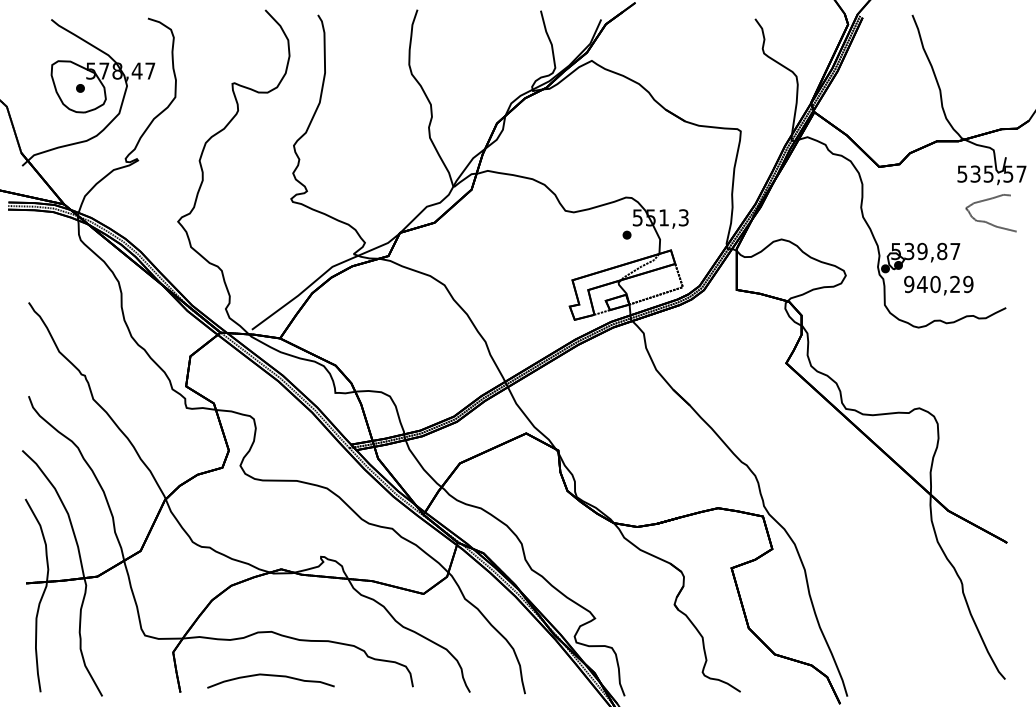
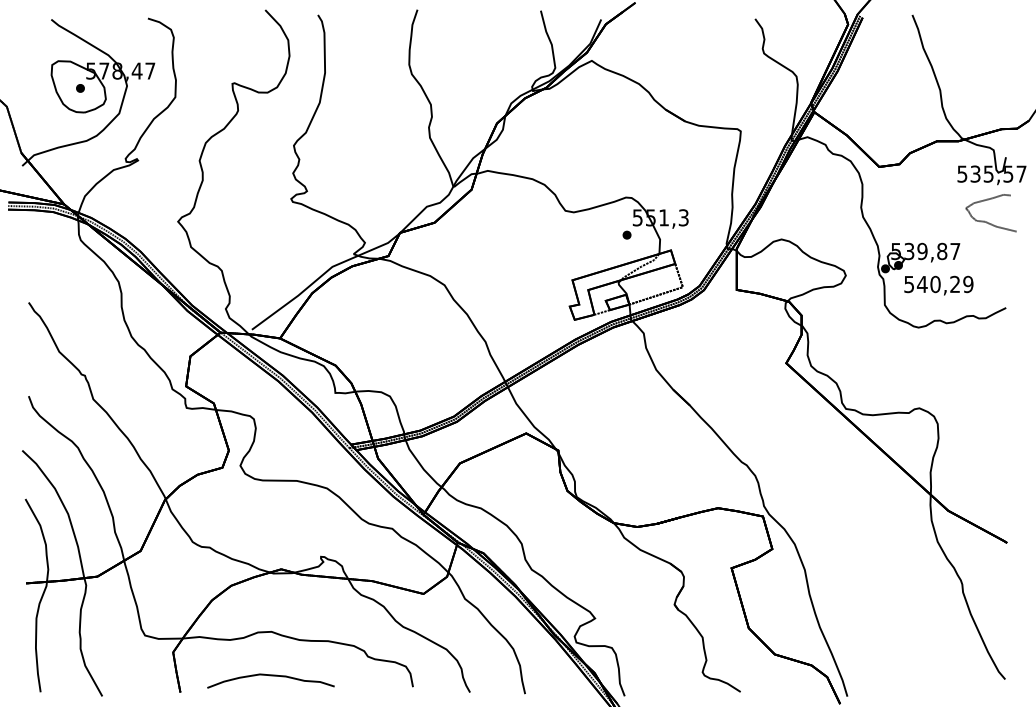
text: 940,29 -> 540,29 (909, 283)
